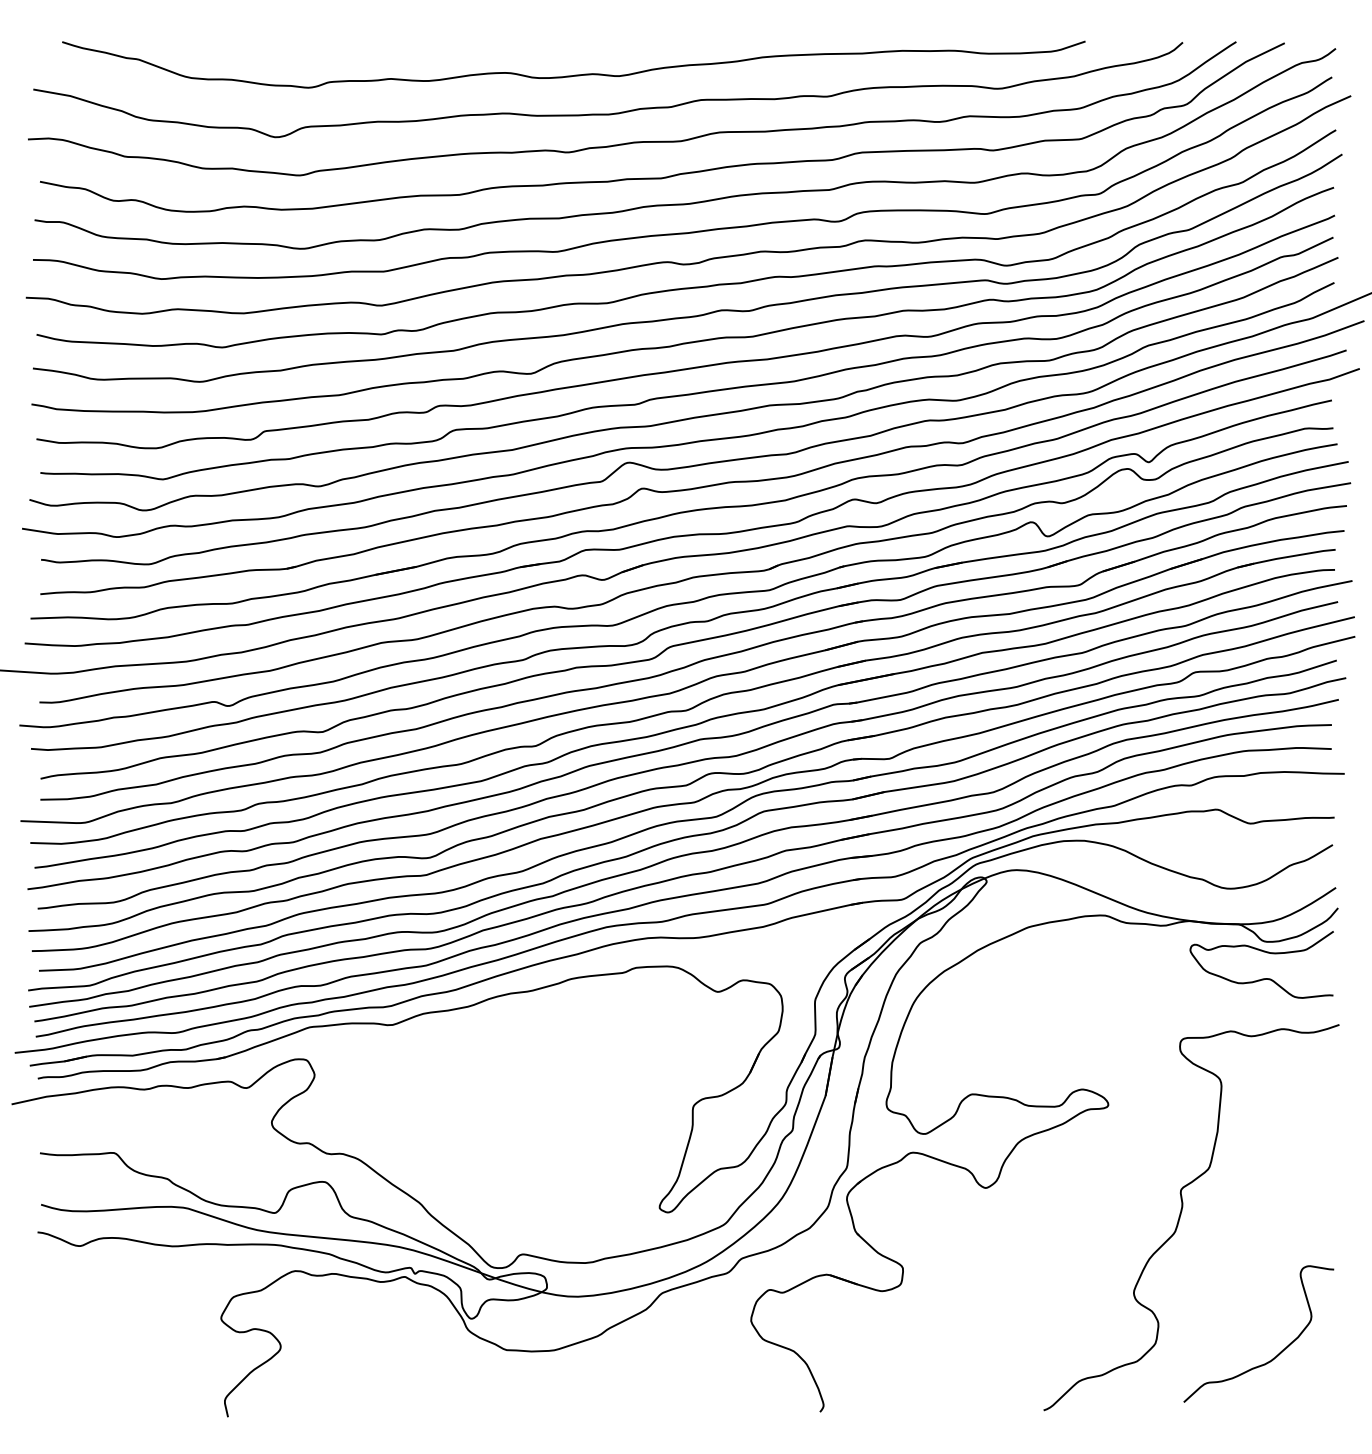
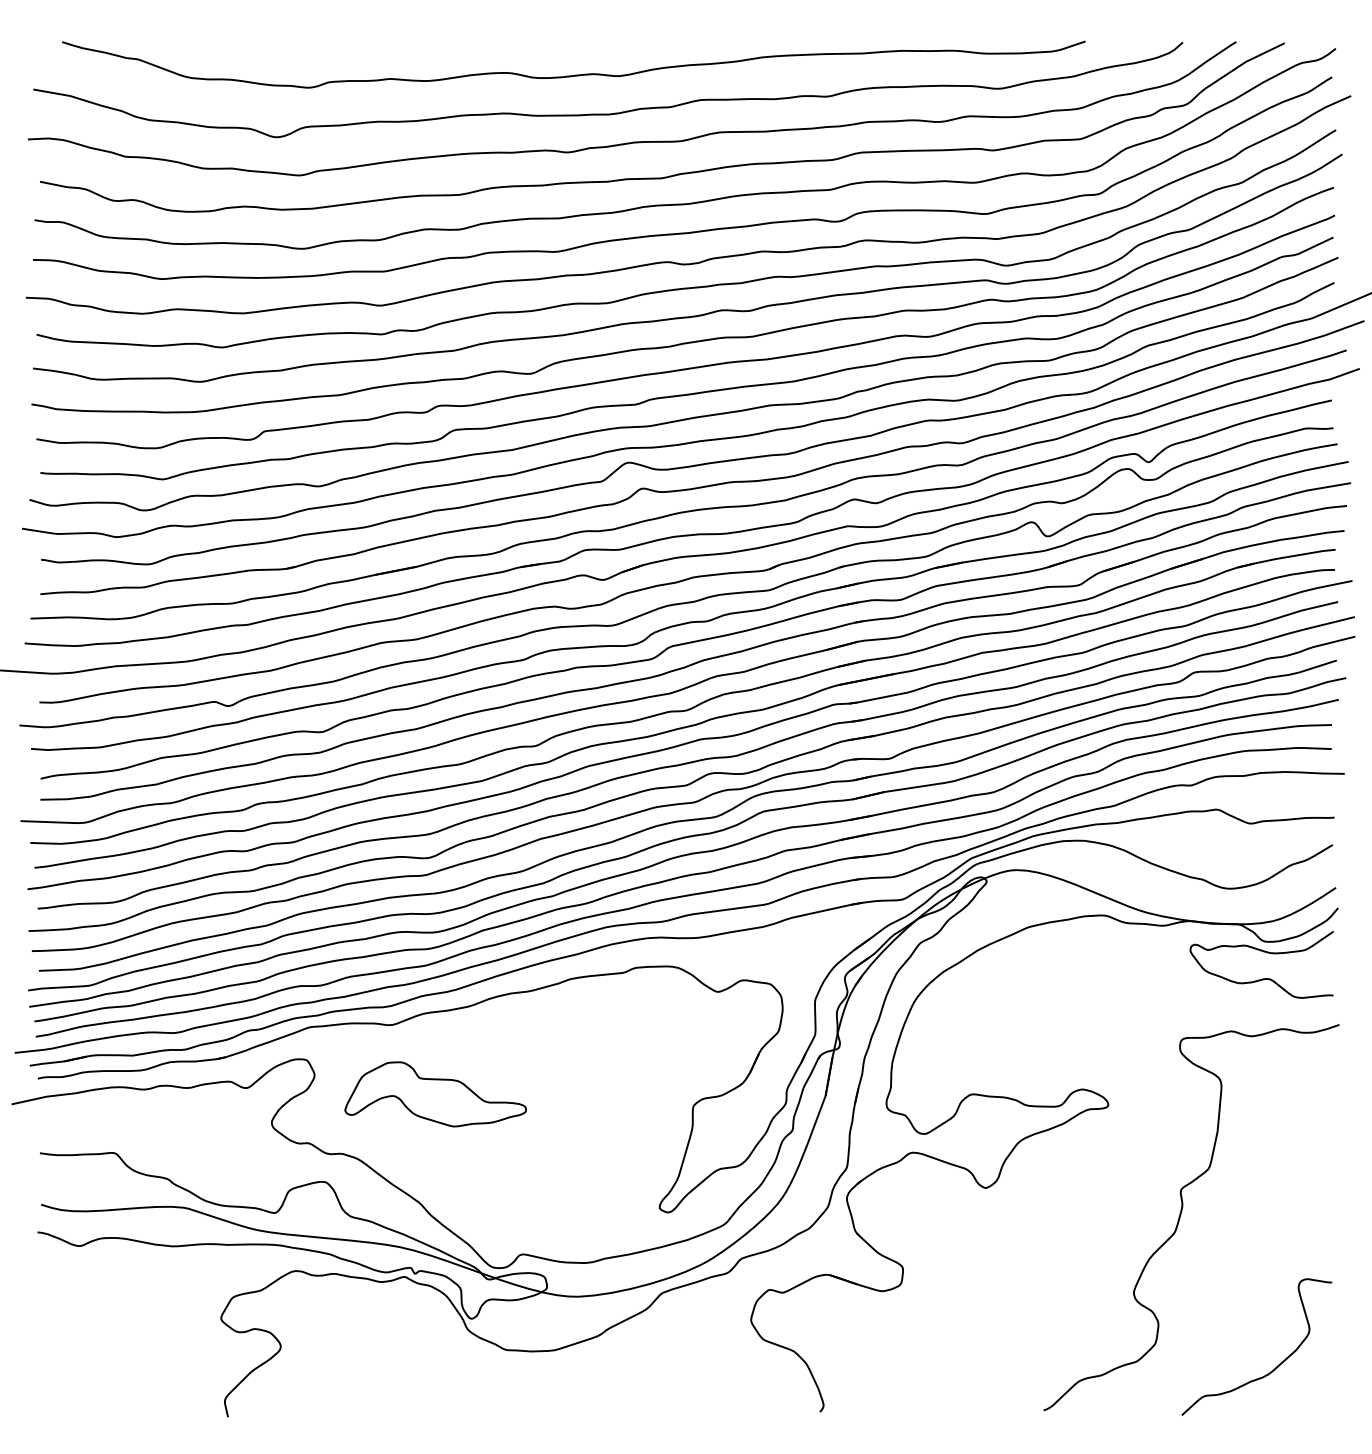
part: none -> present (435, 1094)
curve position: (1278, 1353) -> (1276, 1366) (1276, 1366)
